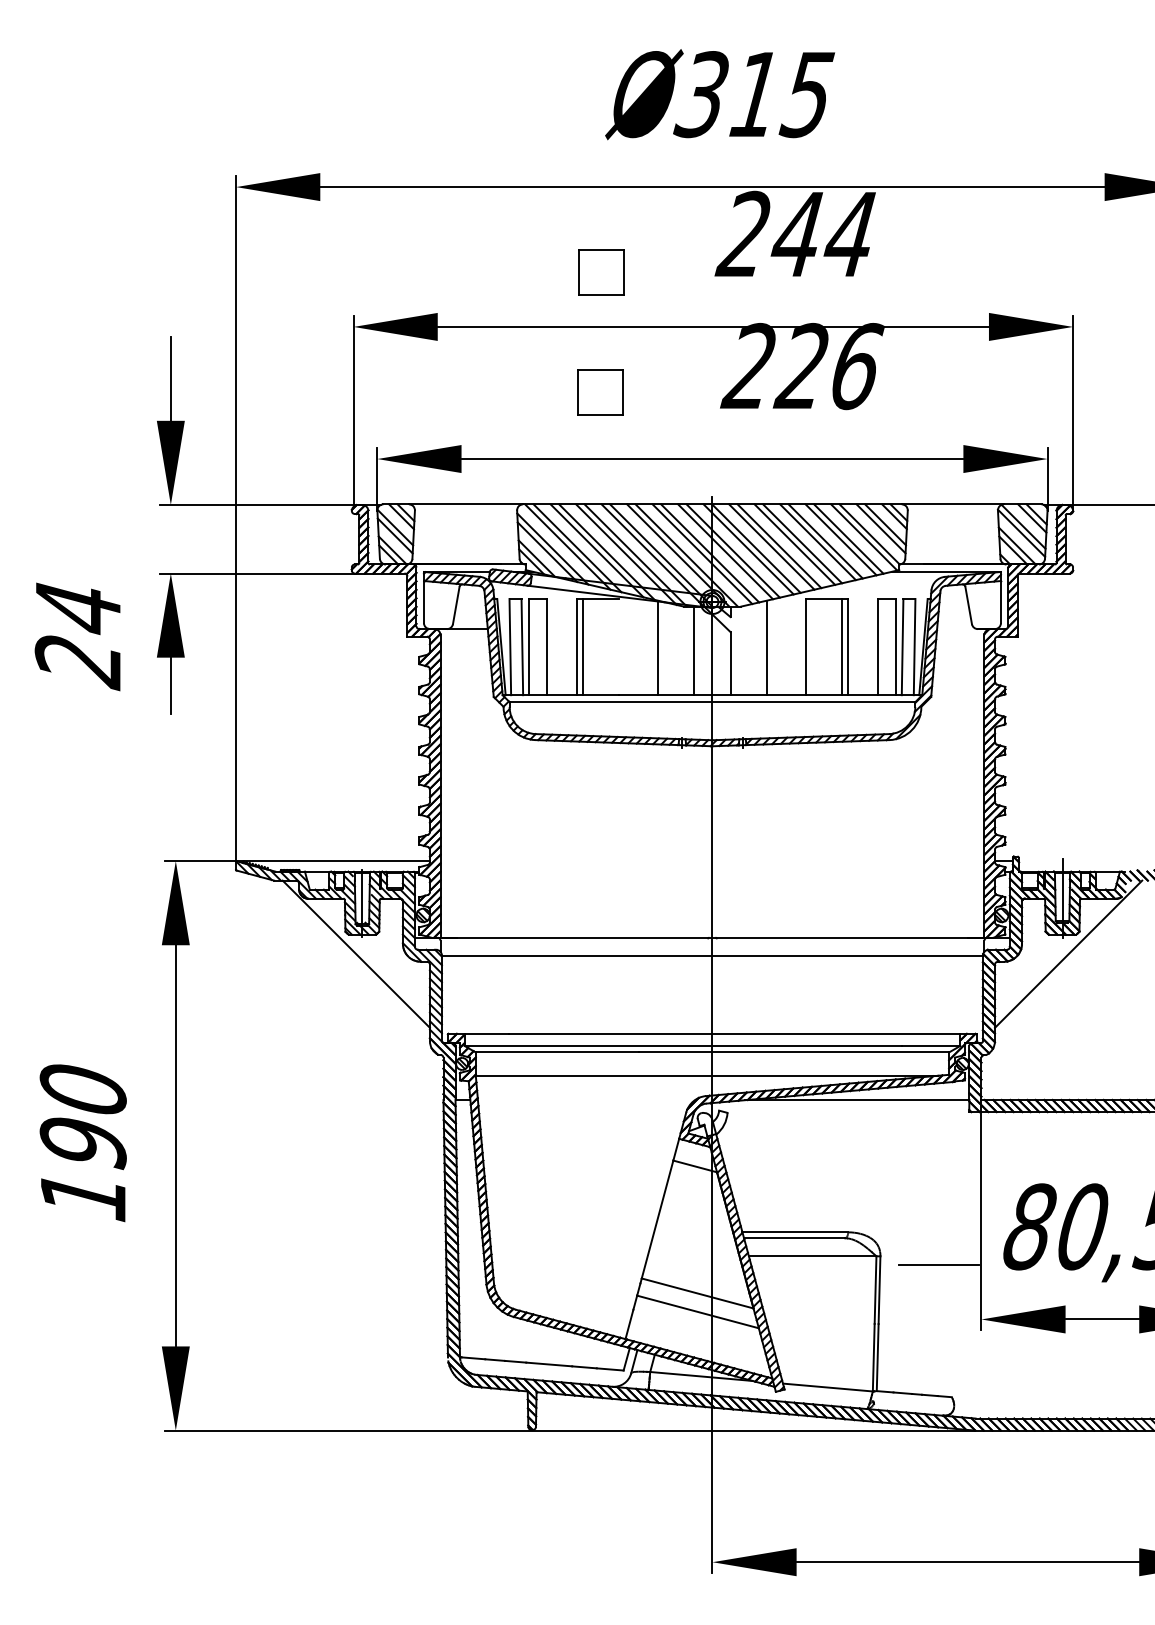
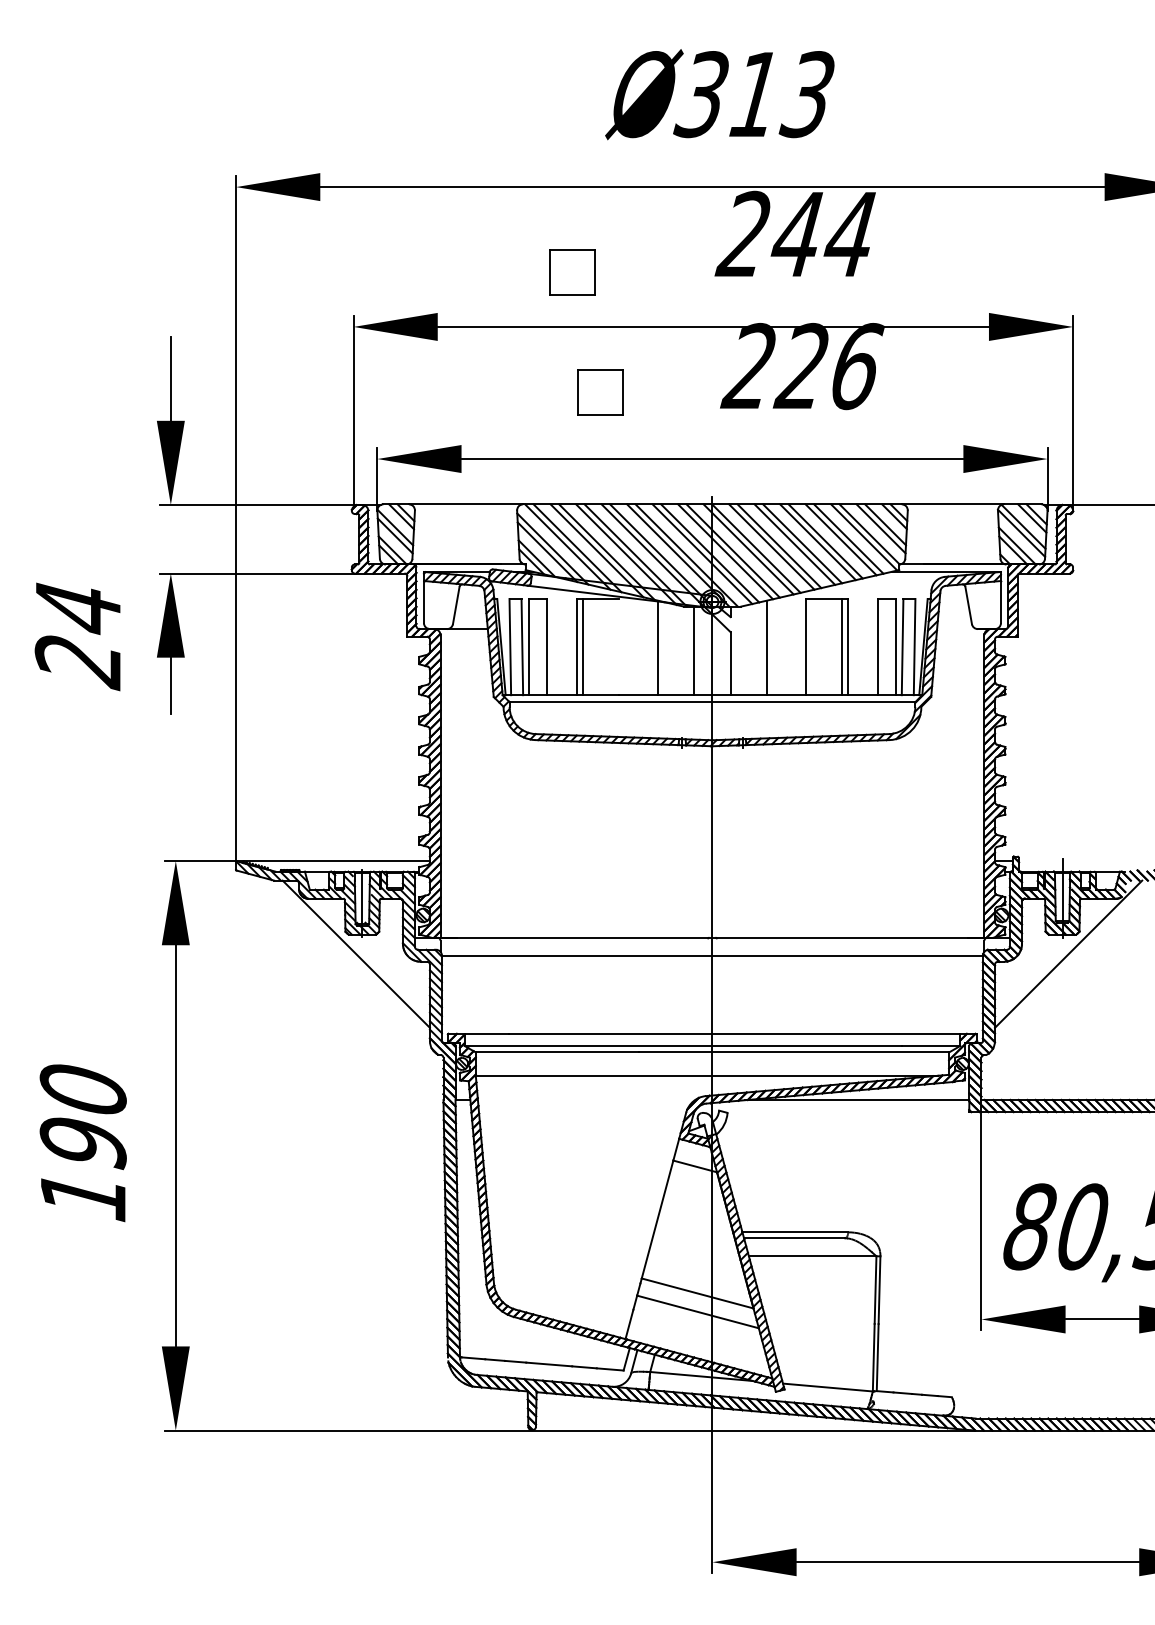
text: Ø315 -> Ø313 (806, 94)
part position: (601, 272) -> (572, 272) (572, 272)
line: present -> none (938, 1265)
